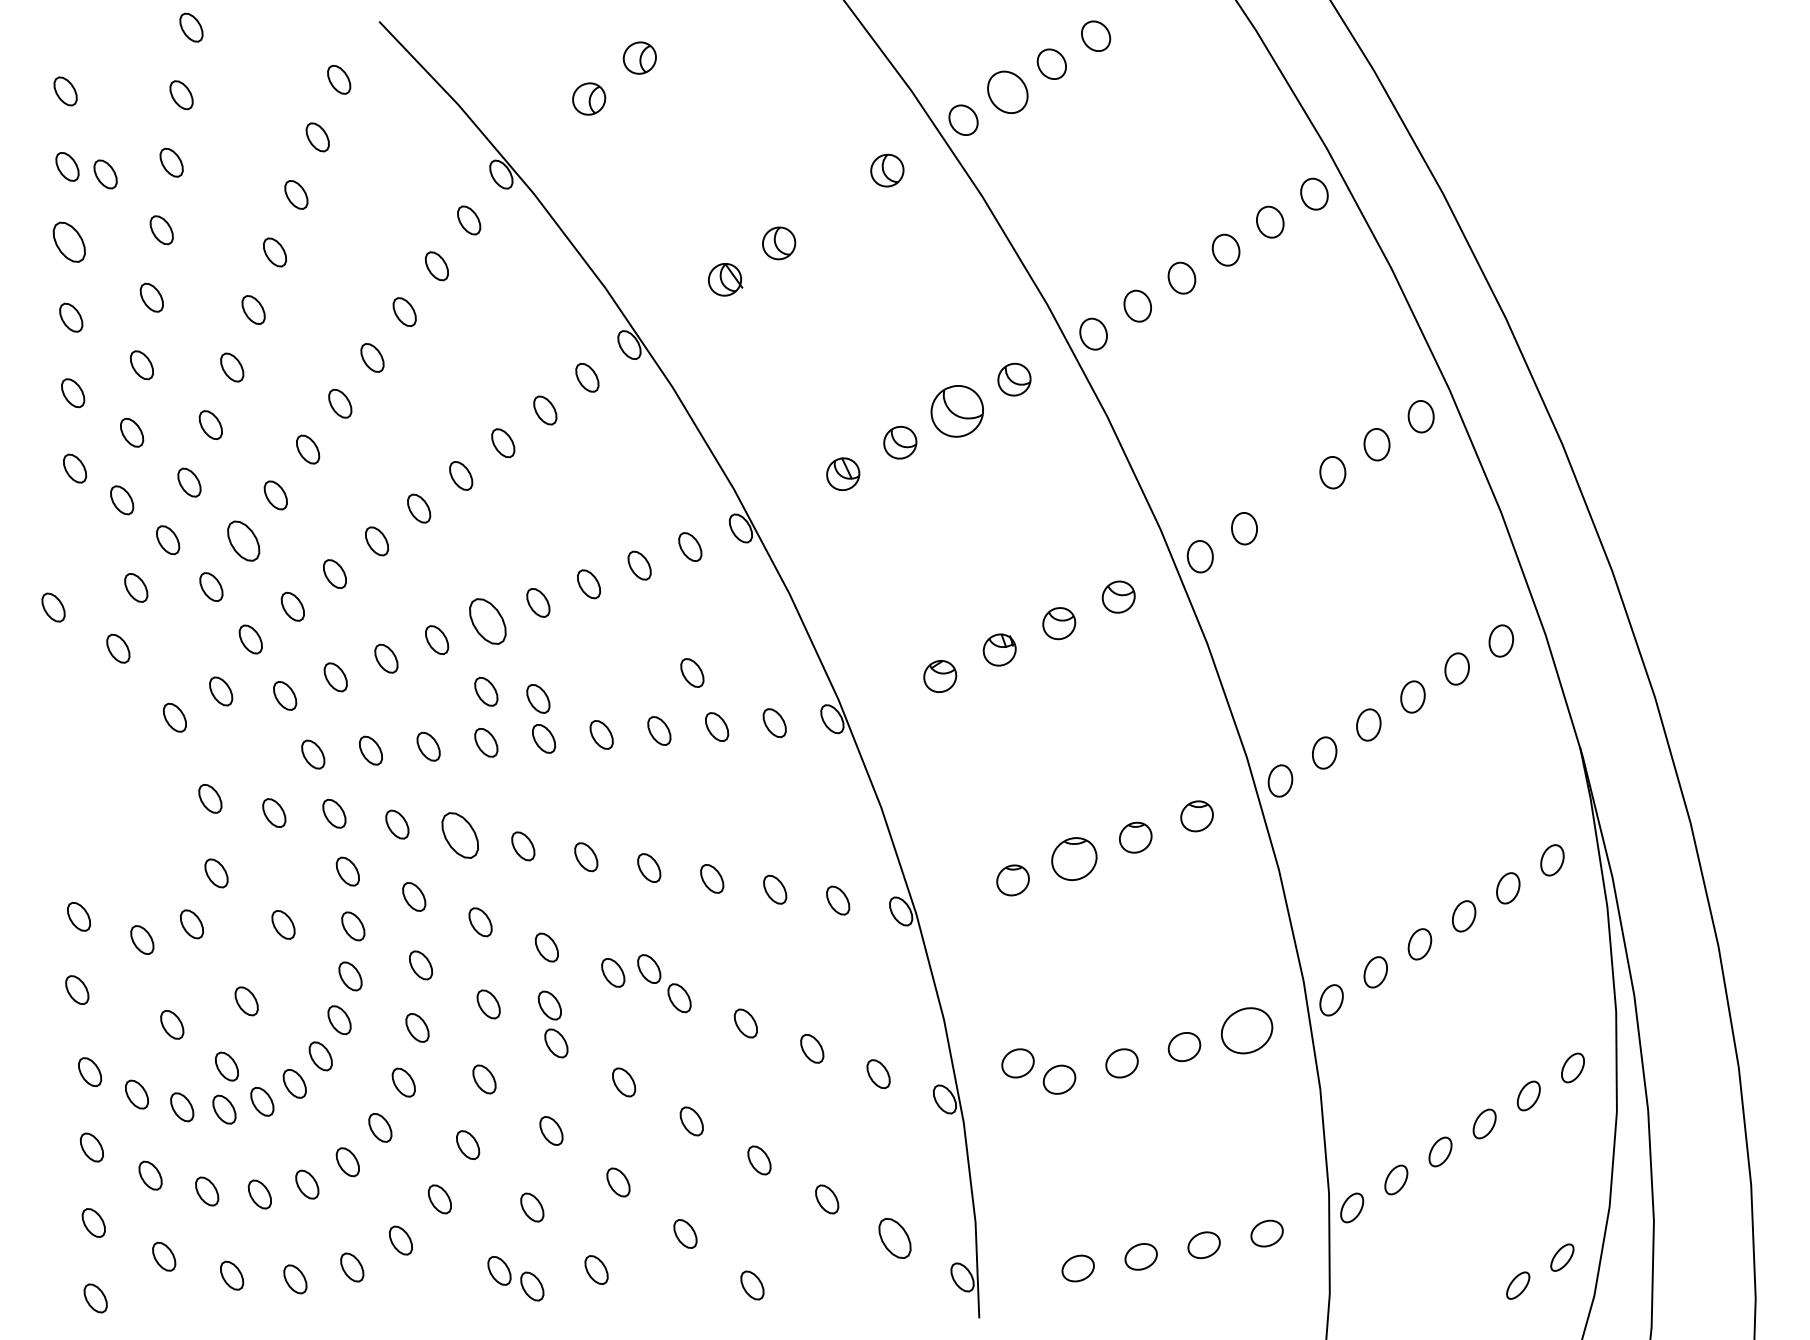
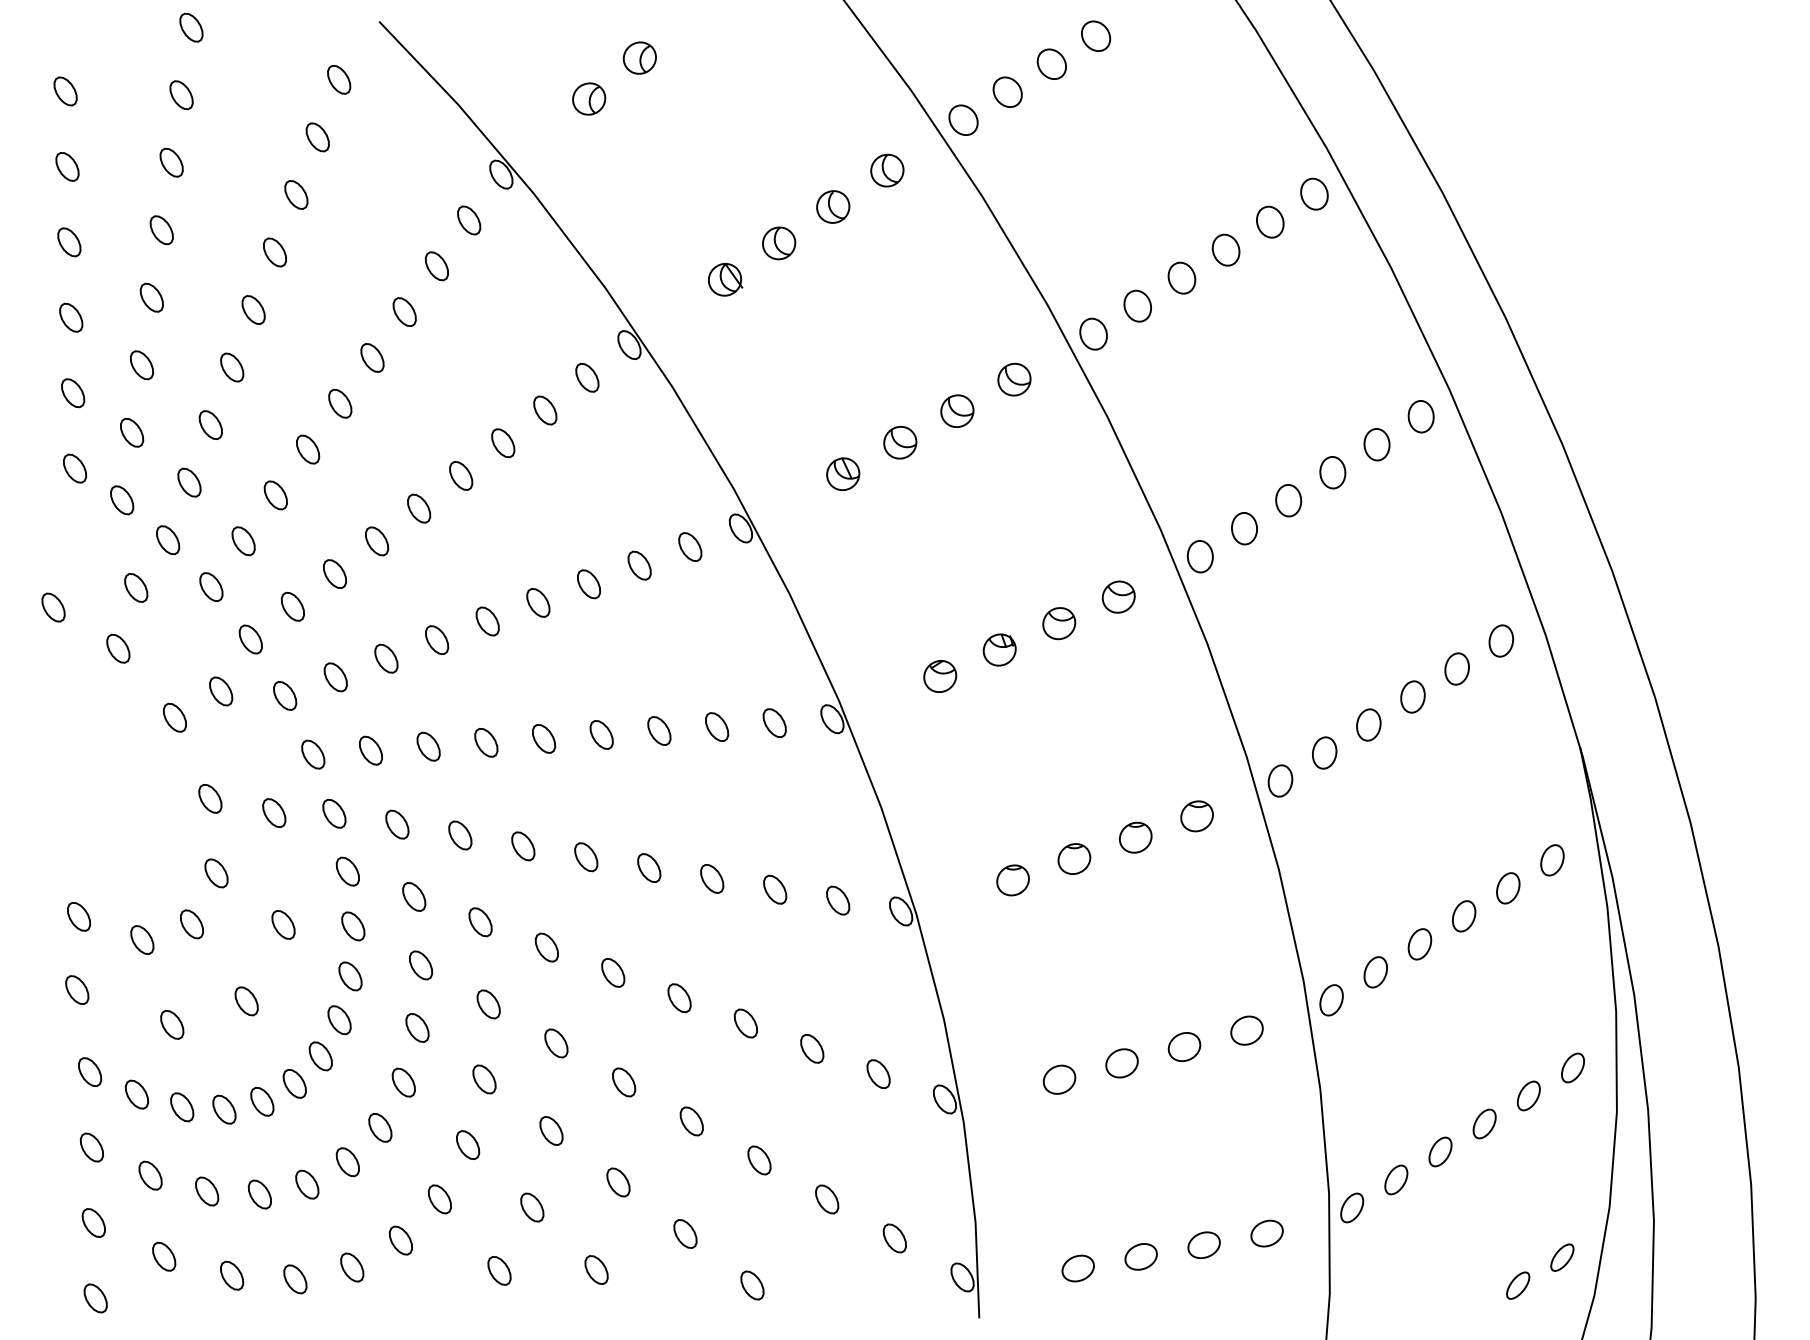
part size: 42x44 px -> 31x32 px (1007, 91)
part: present -> none (105, 174)
part: none -> present (833, 206)
part size: 34x42 px -> 25x31 px (69, 242)
part size: 54x53 px -> 35x34 px (957, 410)
part: none -> present (1288, 500)
part size: 34x42 px -> 25x31 px (243, 541)
part size: 38x47 px -> 25x31 px (487, 621)
part: present -> none (692, 672)
part: present -> none (486, 691)
part: present -> none (538, 698)
part size: 38x47 px -> 25x31 px (460, 835)
part size: 47x44 px -> 35x32 px (1074, 858)
part: present -> none (649, 968)
part: present -> none (549, 1005)
part size: 54x48 px -> 34x31 px (1246, 1030)
part: present -> none (1017, 1063)
part: present -> none (226, 1066)
part size: 34x41 px -> 25x31 px (894, 1238)
part: present -> none (532, 1286)
